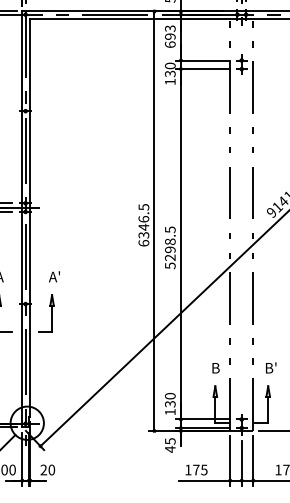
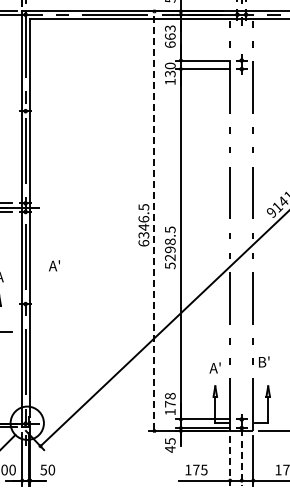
text: 693 -> 663 (170, 36)
line: solid -> dashed (154, 220)
text position: (54, 276) -> (54, 265) (54, 265)
part: present -> none (46, 313)
text: B -> A' (214, 367)
text position: (271, 367) -> (264, 361) (264, 361)
text: 130 -> 178 (170, 400)
line: solid -> dashed (230, 461)
line: solid -> dashed (241, 464)
text: 20 -> 50 (43, 469)
